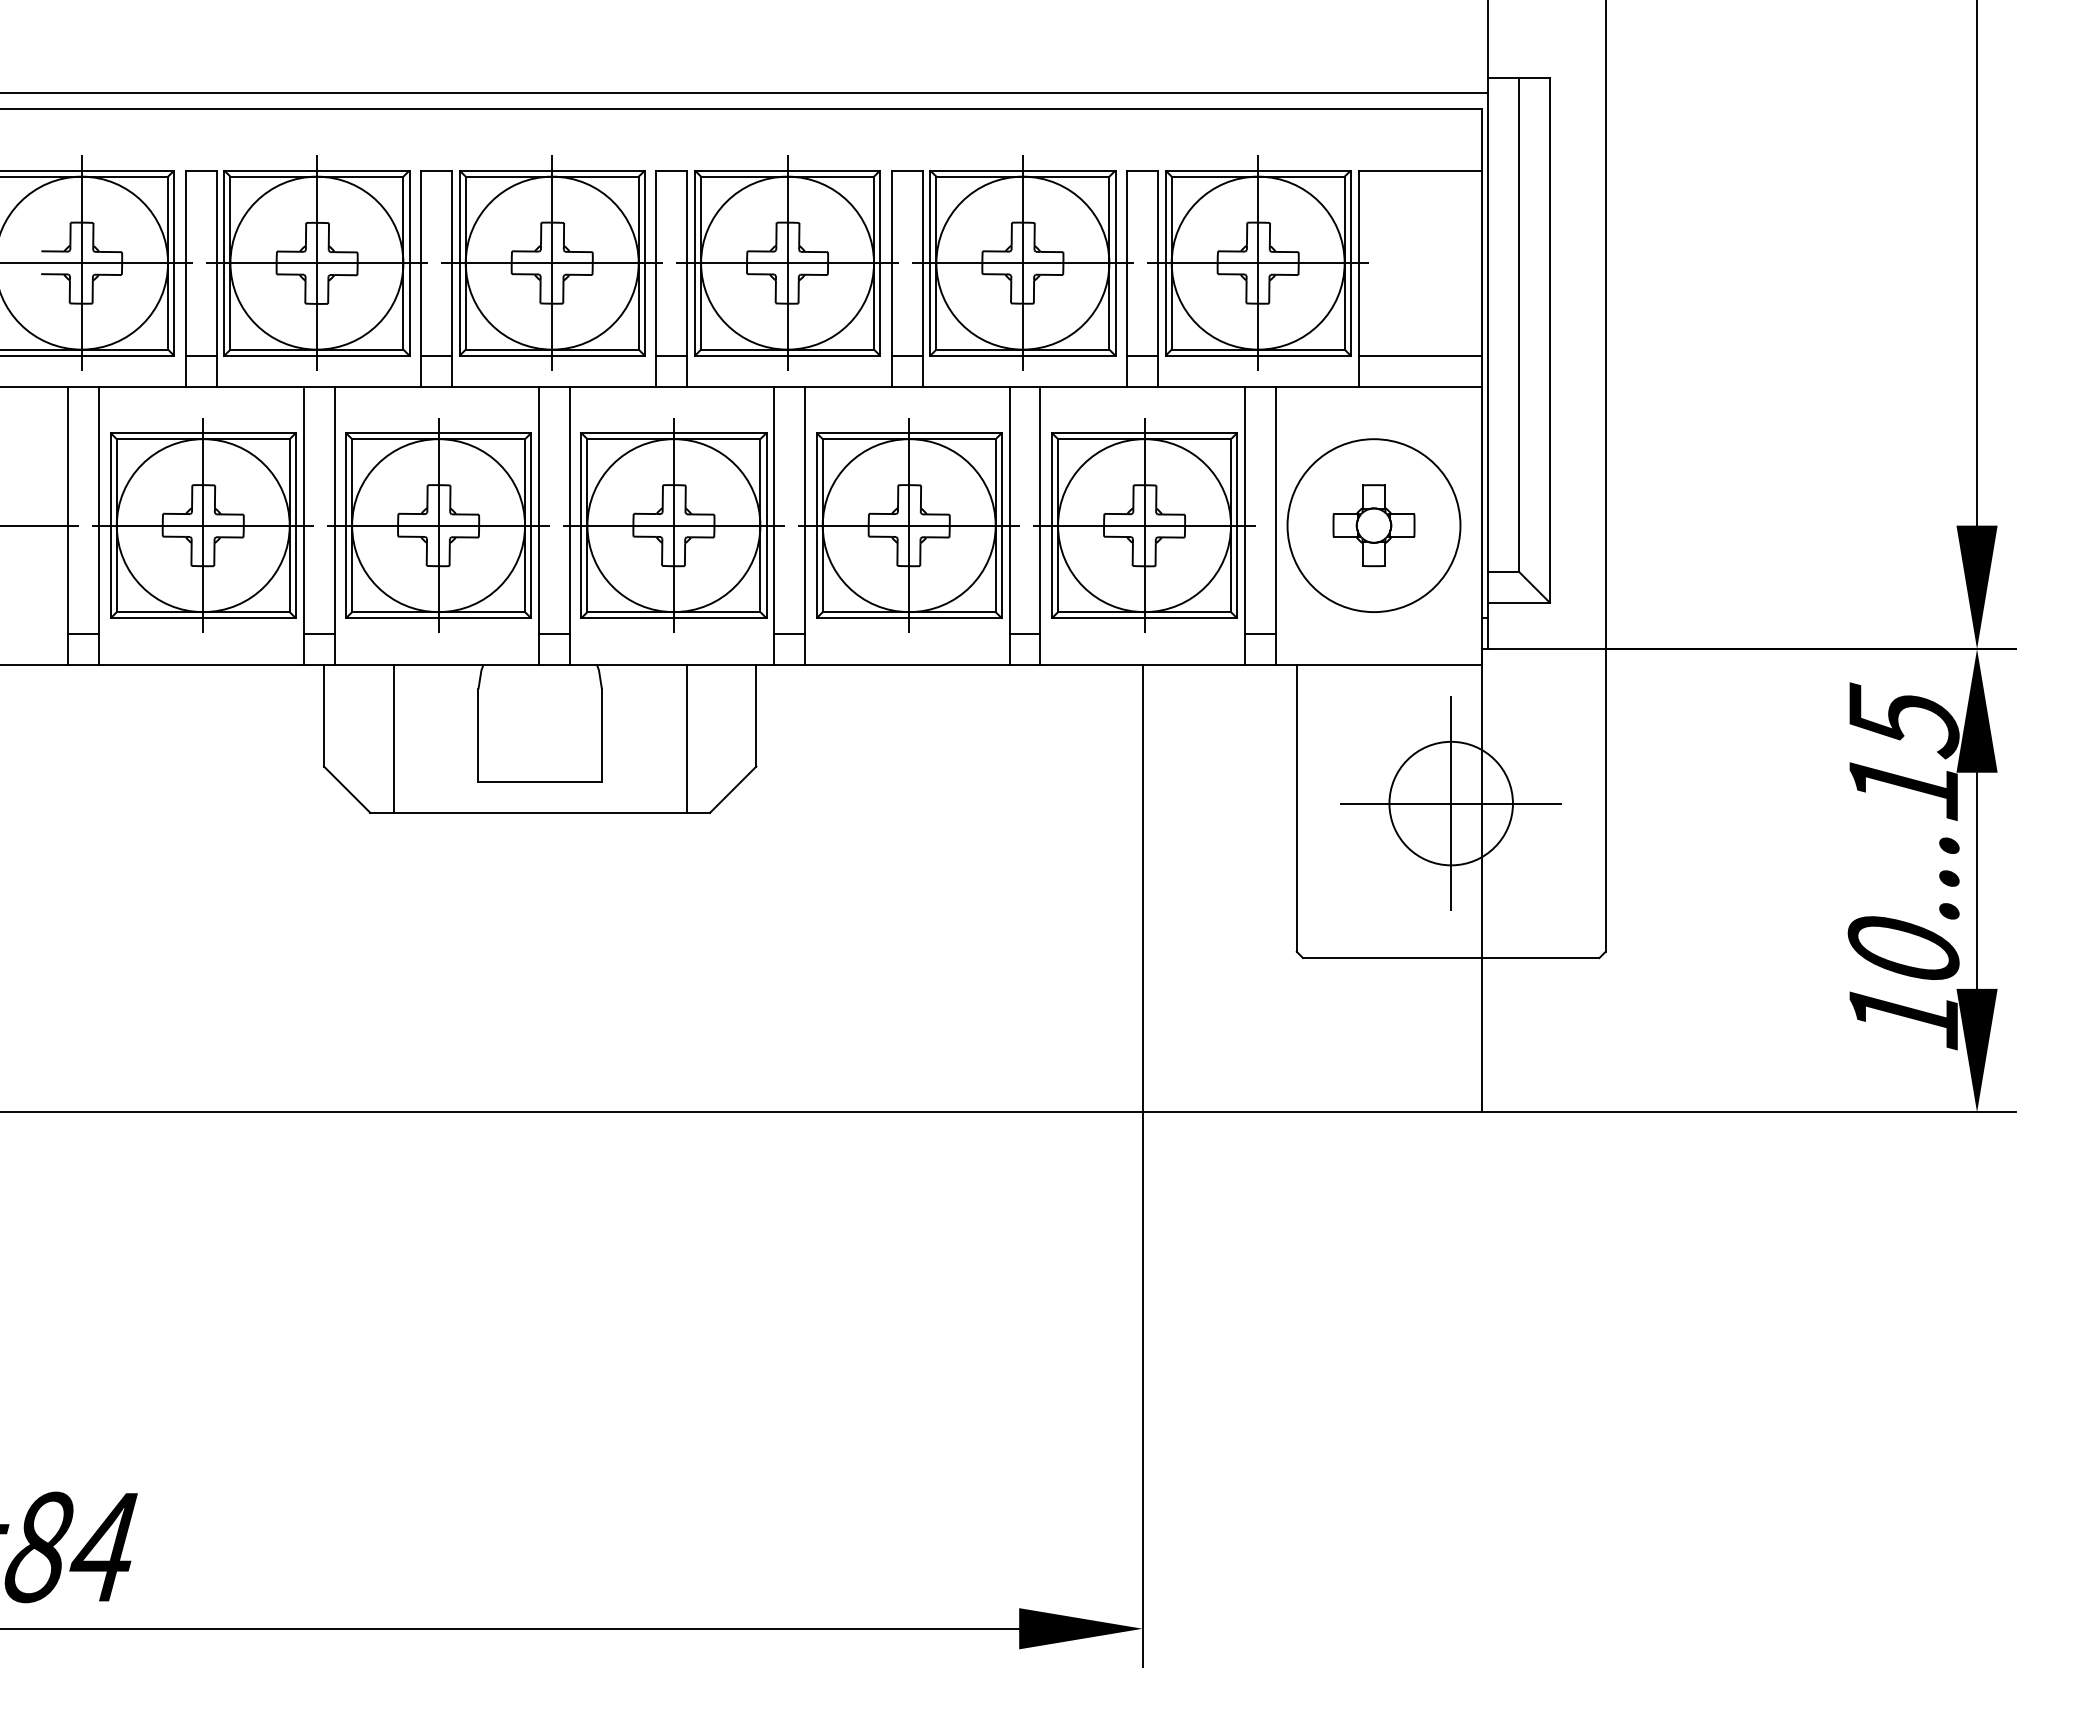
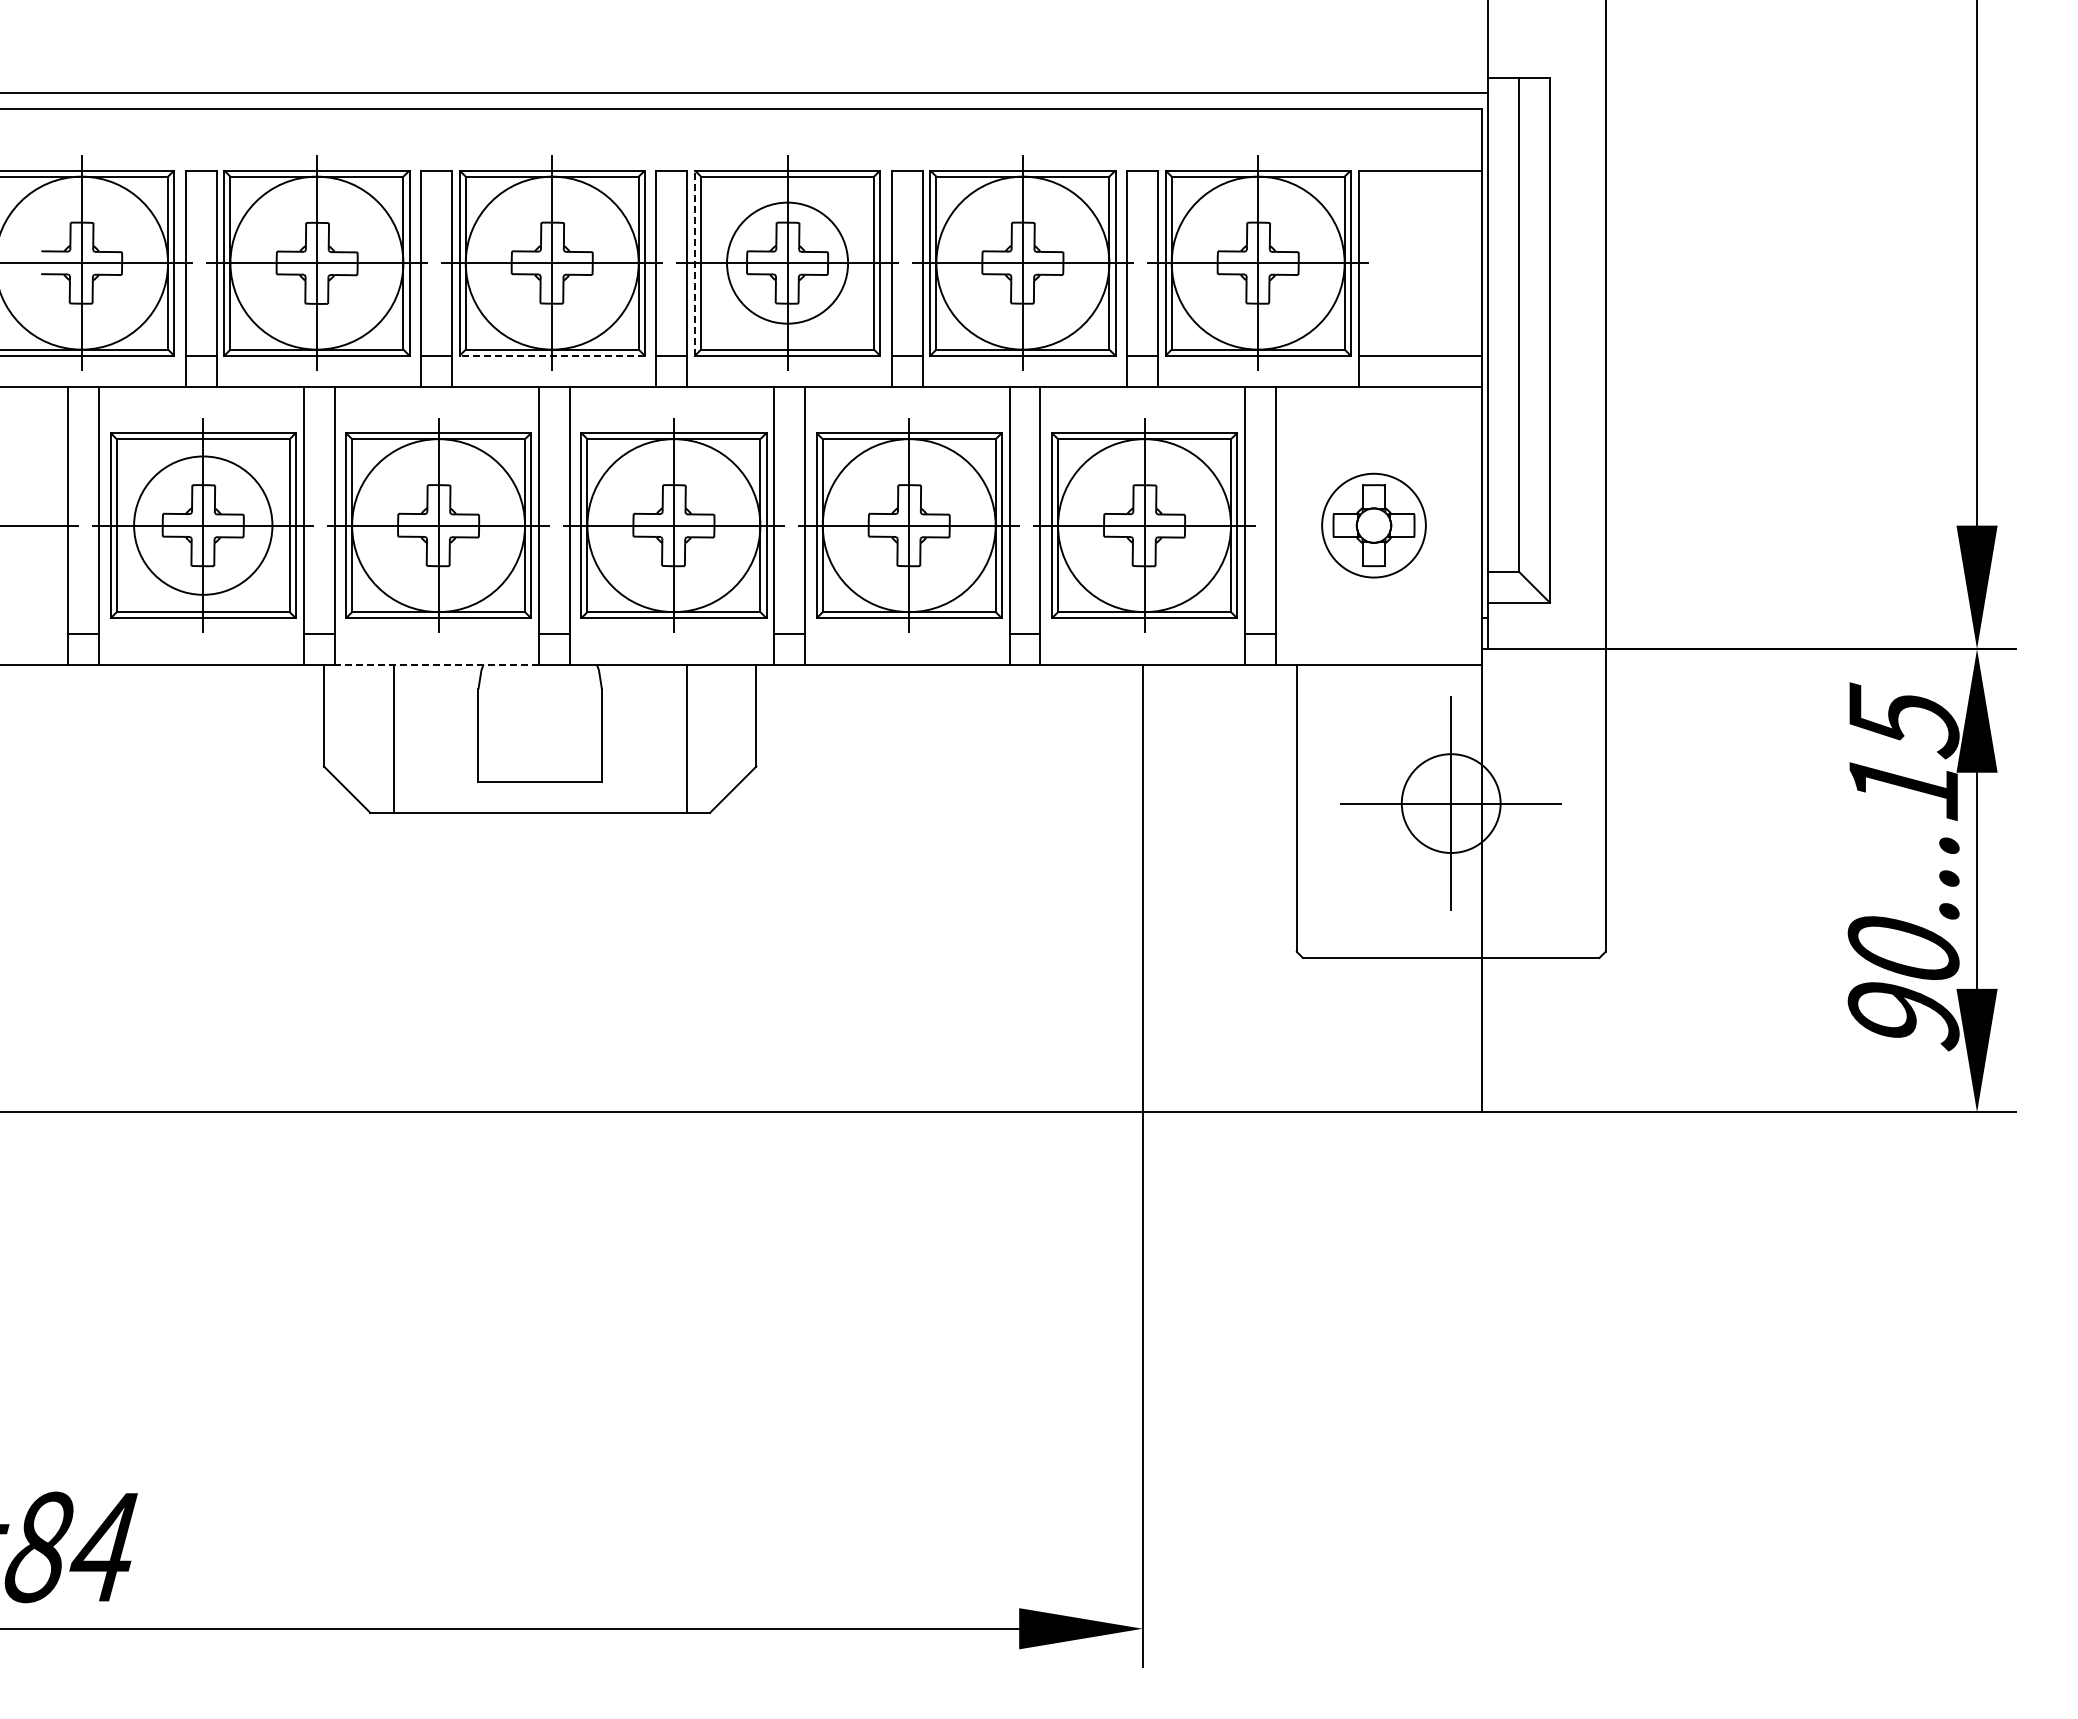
circle diameter: 173 px -> 121 px (787, 262)
line: solid -> dashed (694, 263)
line: solid -> dashed (552, 355)
circle diameter: 173 px -> 138 px (203, 525)
circle diameter: 173 px -> 104 px (1373, 525)
line: solid -> dashed (436, 664)
circle diameter: 124 px -> 99 px (1450, 803)
text: 10...15 -> 90...15 (1903, 1016)
